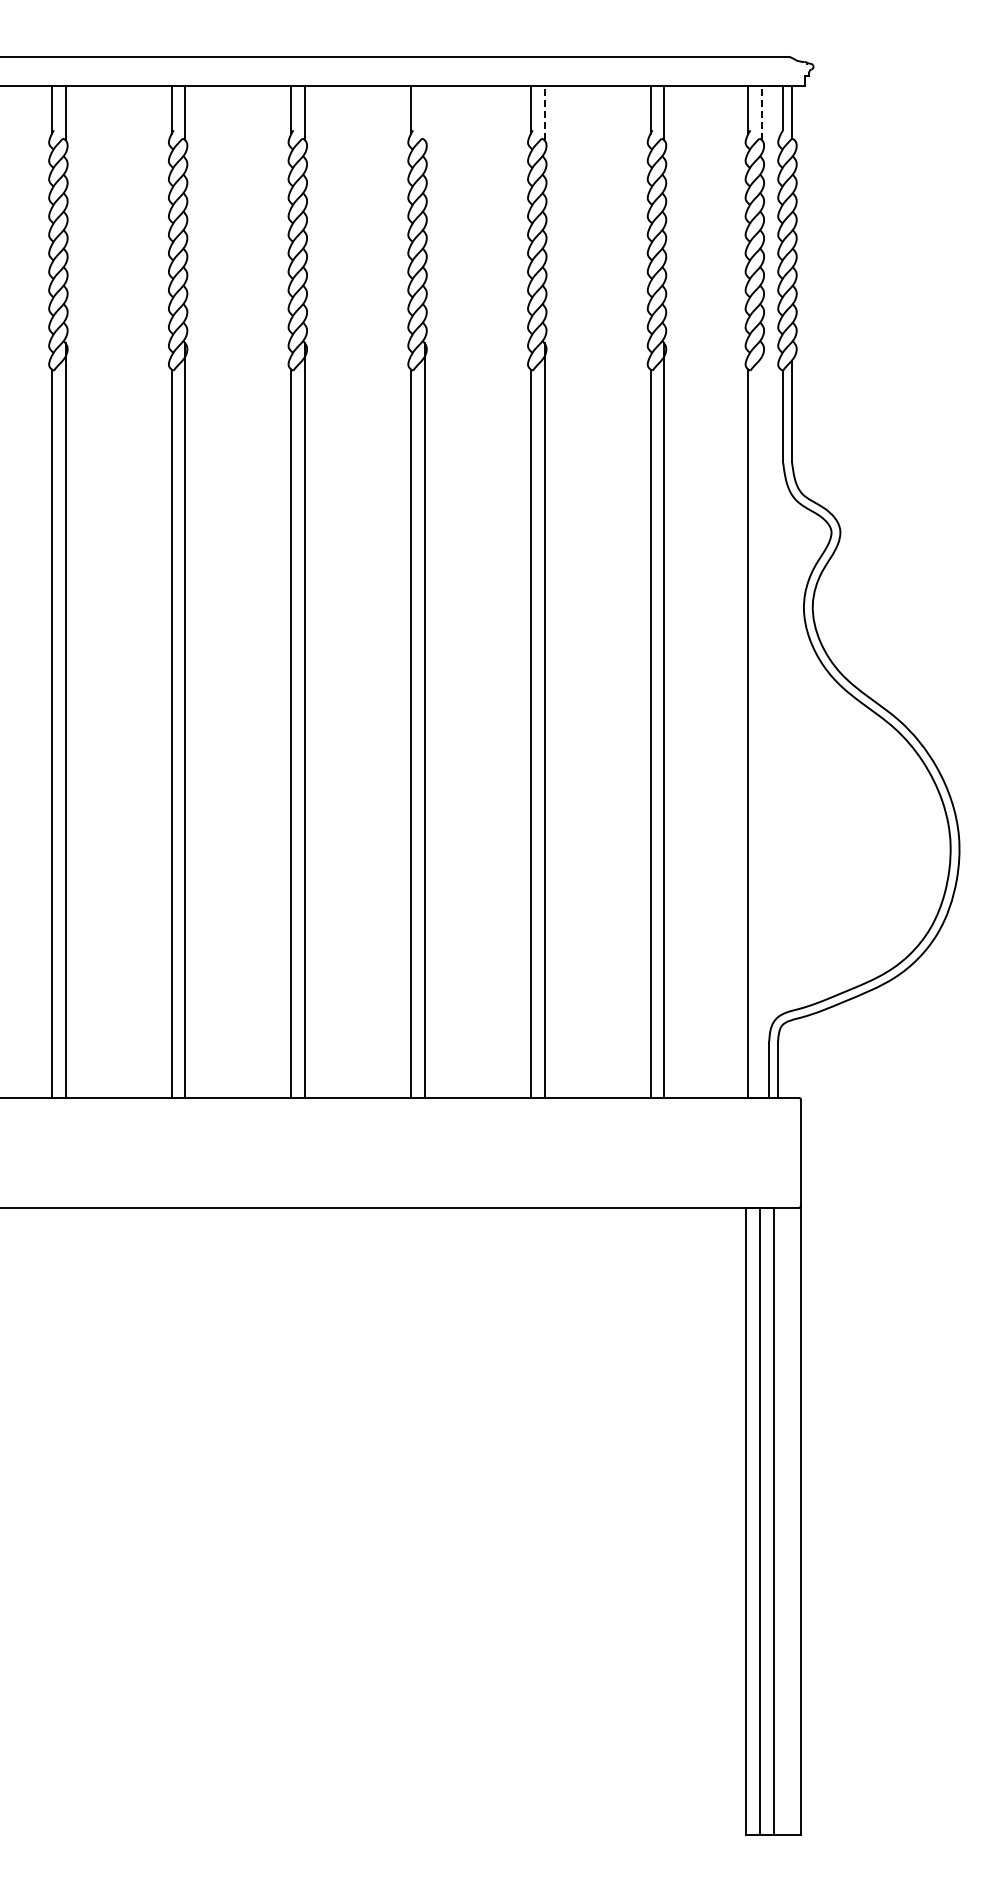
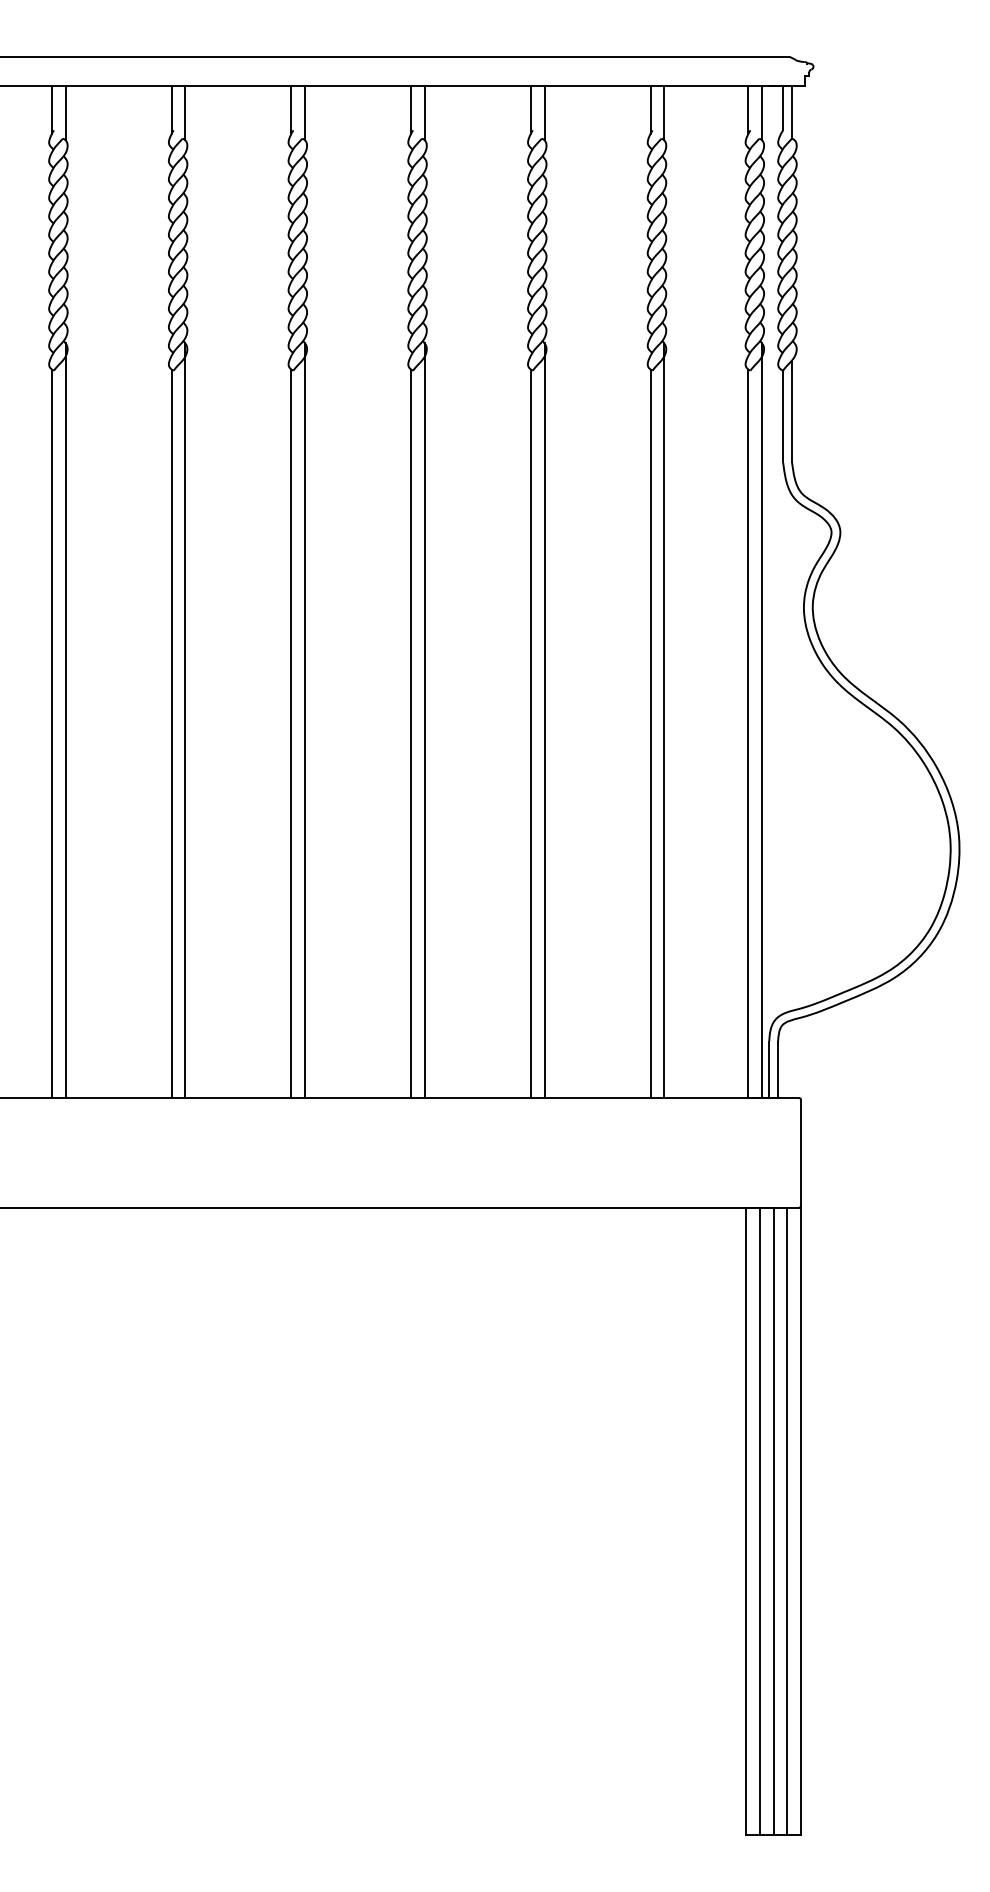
line: none -> present (424, 112)
line: dashed -> solid (544, 112)
line: dashed -> solid (762, 112)
line: none -> present (762, 720)
line: none -> present (787, 1521)
